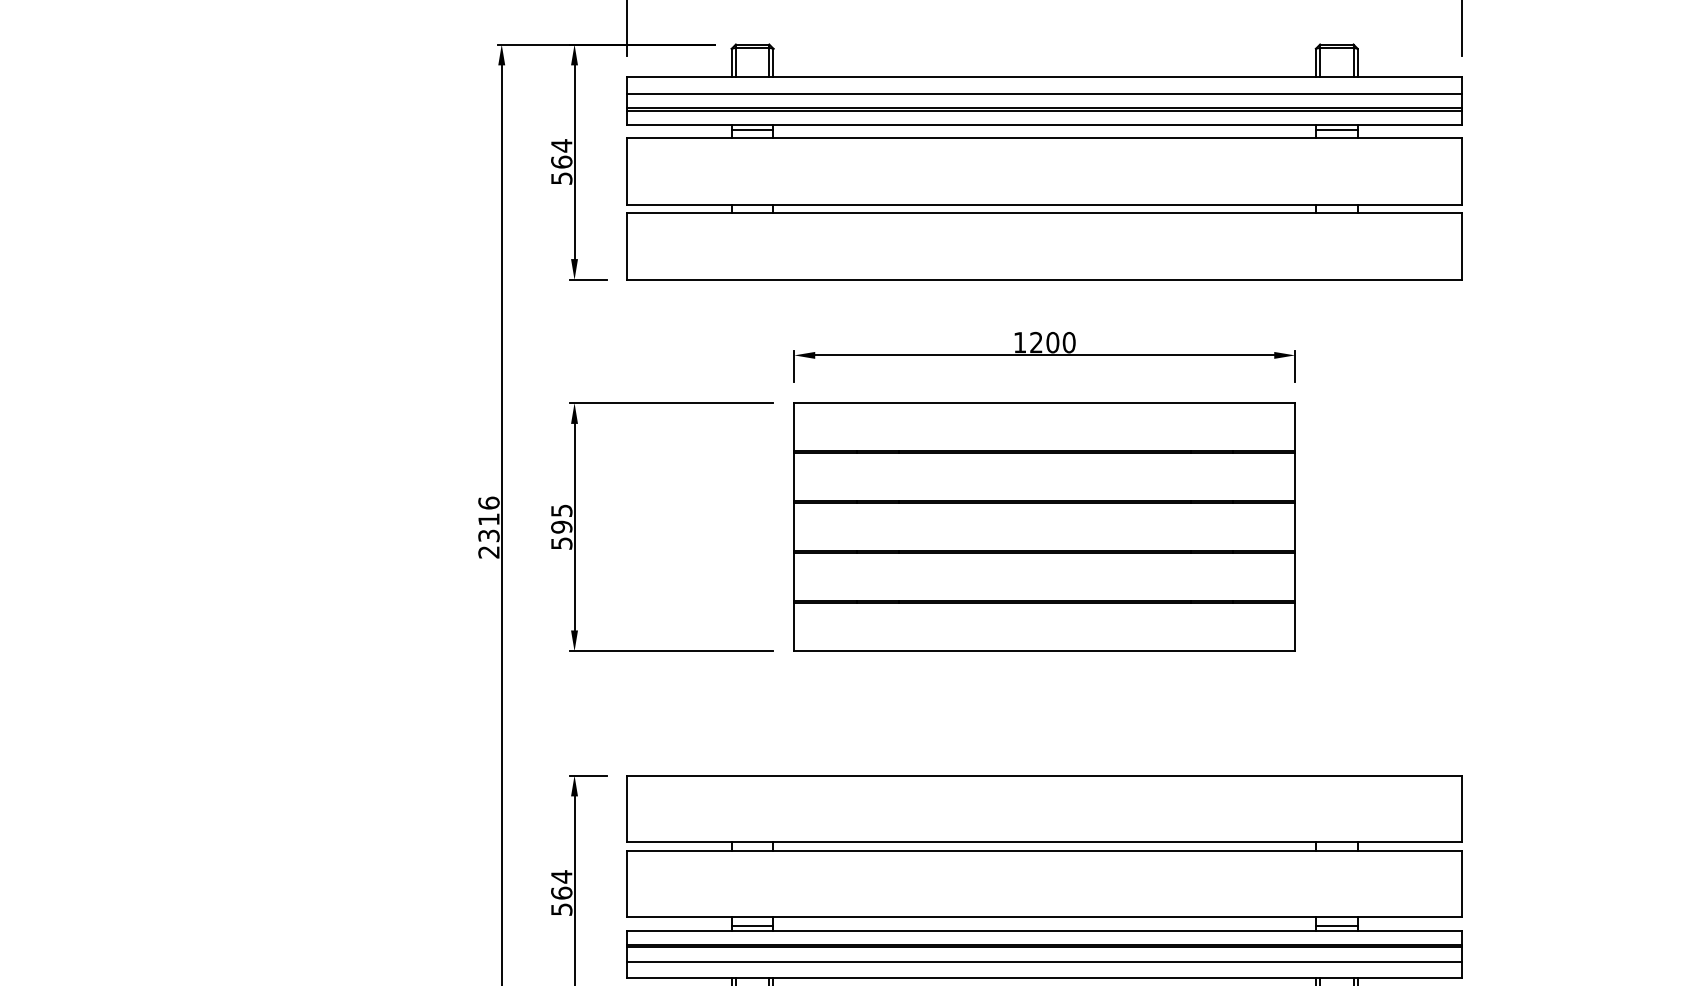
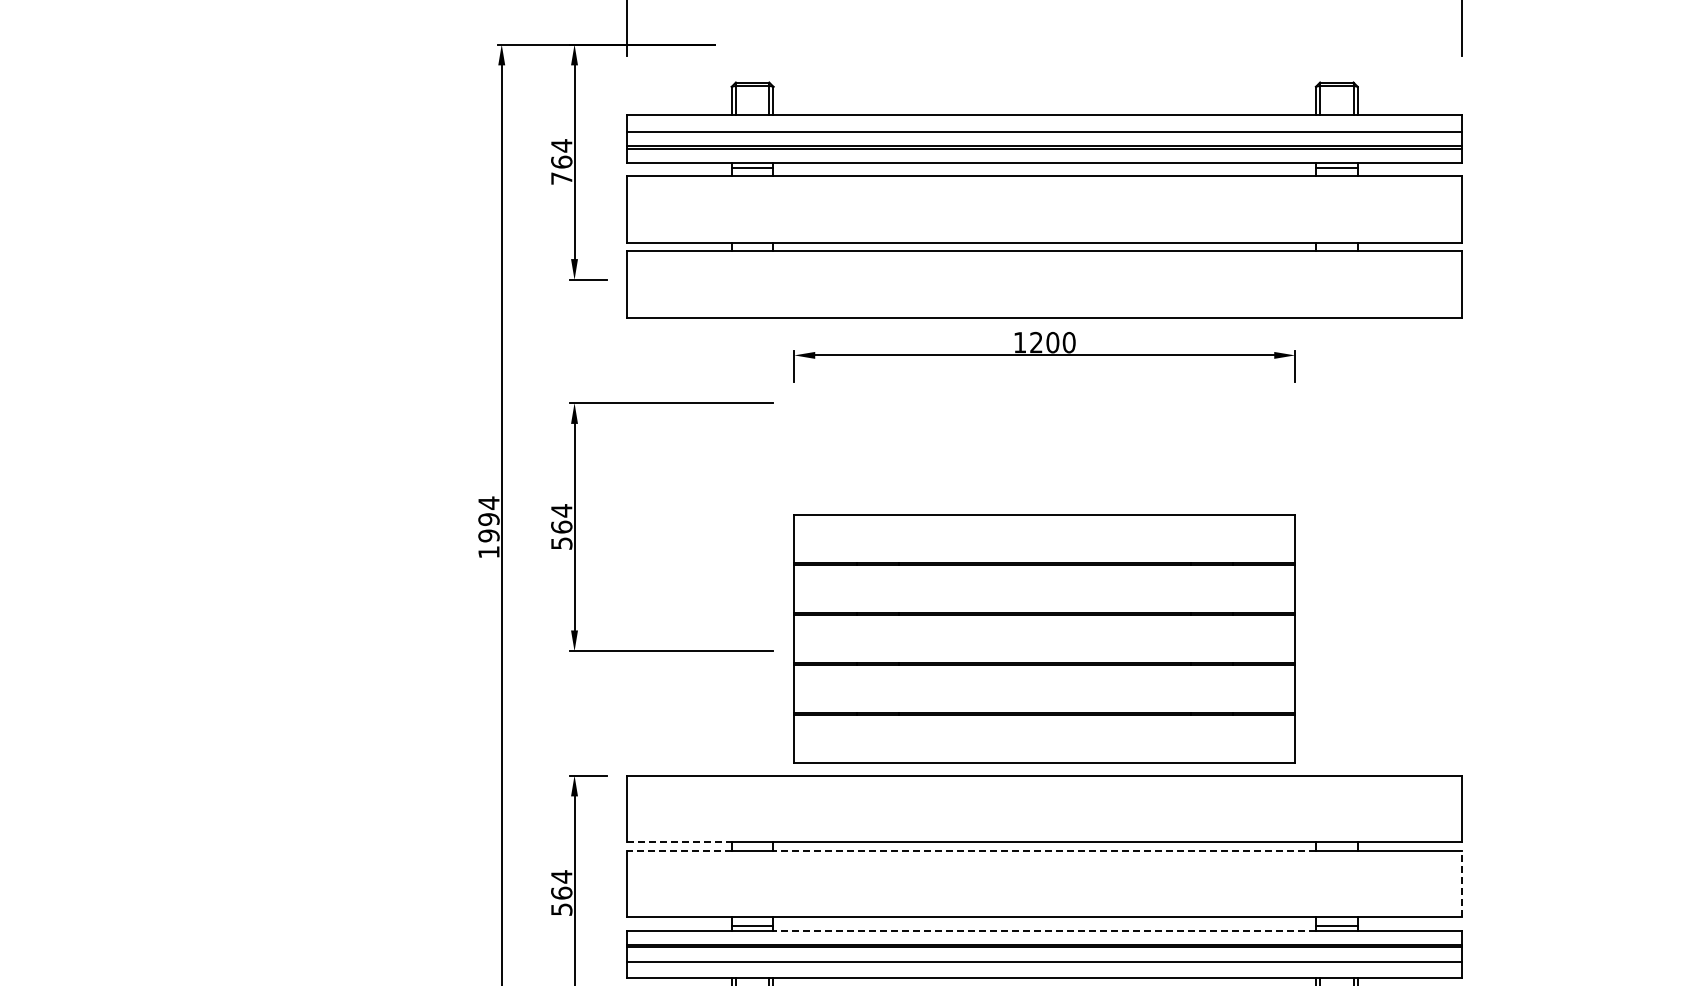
part position: (1044, 161) -> (1044, 199) (1044, 199)
text: 564 -> 764 (561, 178)
text: 595 -> 564 (561, 518)
part position: (1044, 526) -> (1044, 638) (1044, 638)
text: 2316 -> 1994 (488, 527)
line: solid -> dashed (680, 842)
line: solid -> dashed (679, 850)
line: solid -> dashed (1044, 850)
line: solid -> dashed (1462, 883)
line: solid -> dashed (1044, 930)
